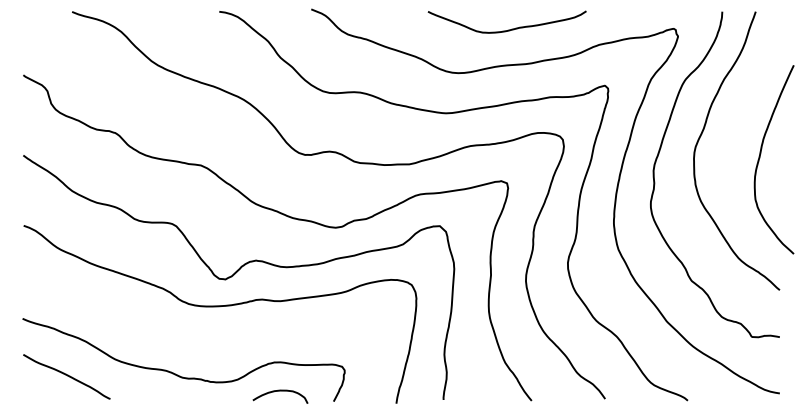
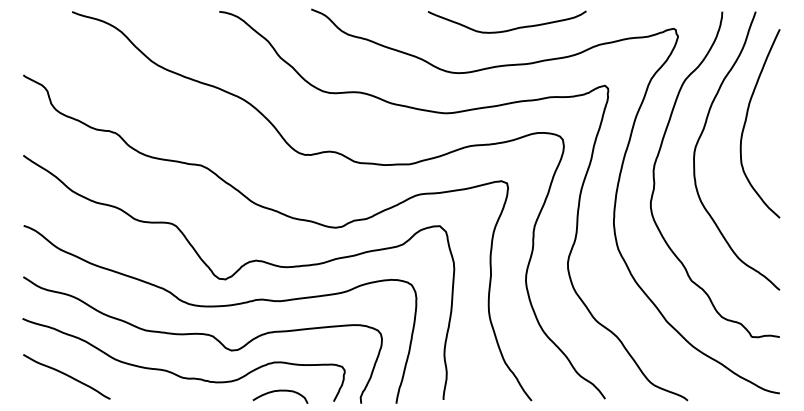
curve position: (760, 158) -> (746, 122) (746, 122)
curve: none -> present (204, 335)
